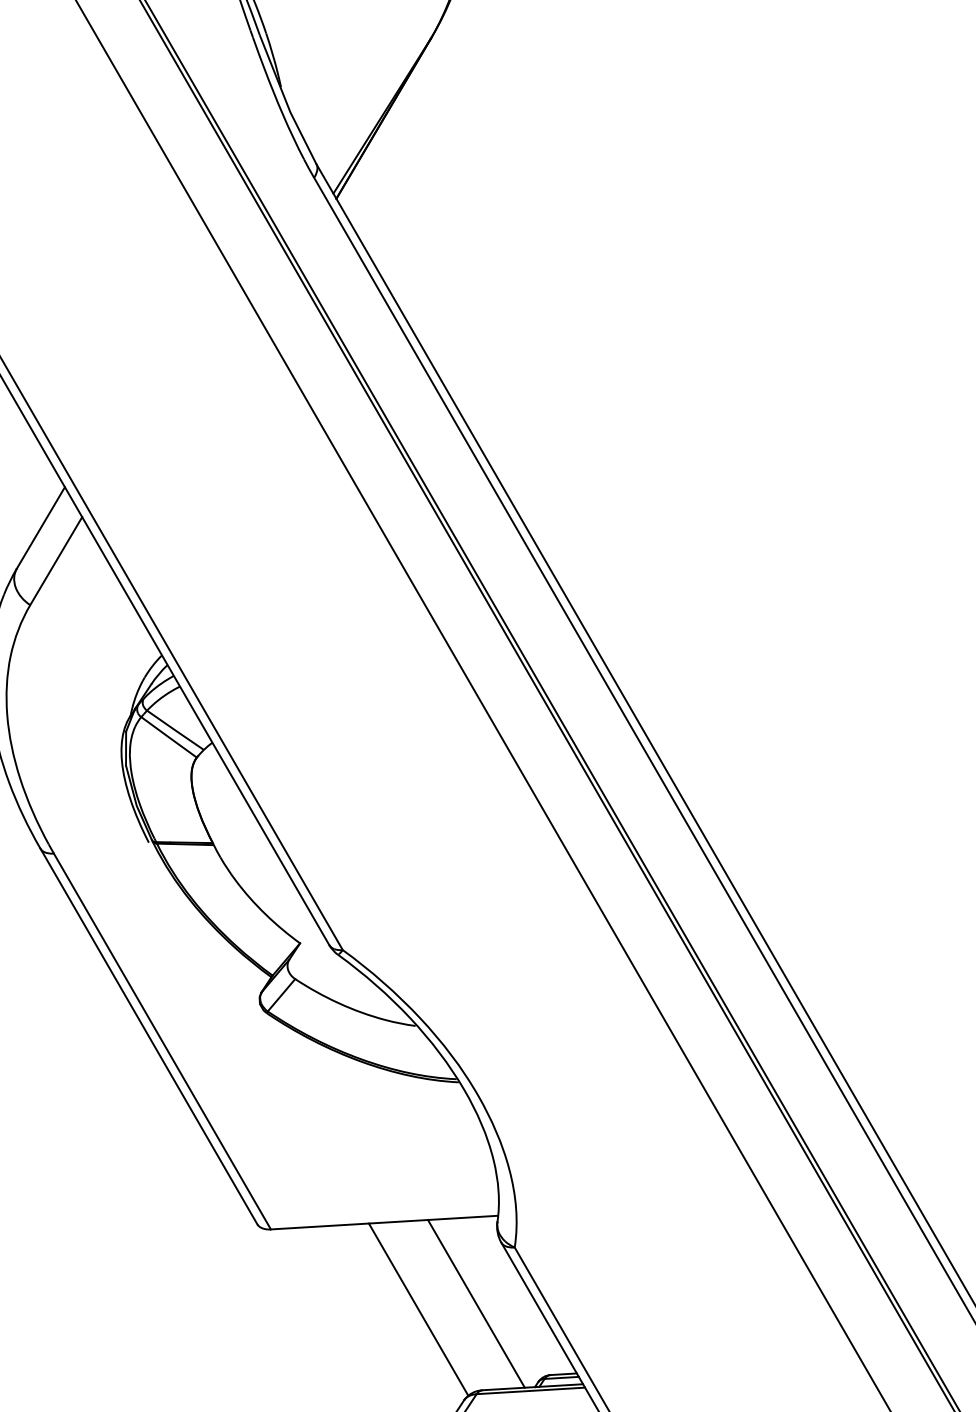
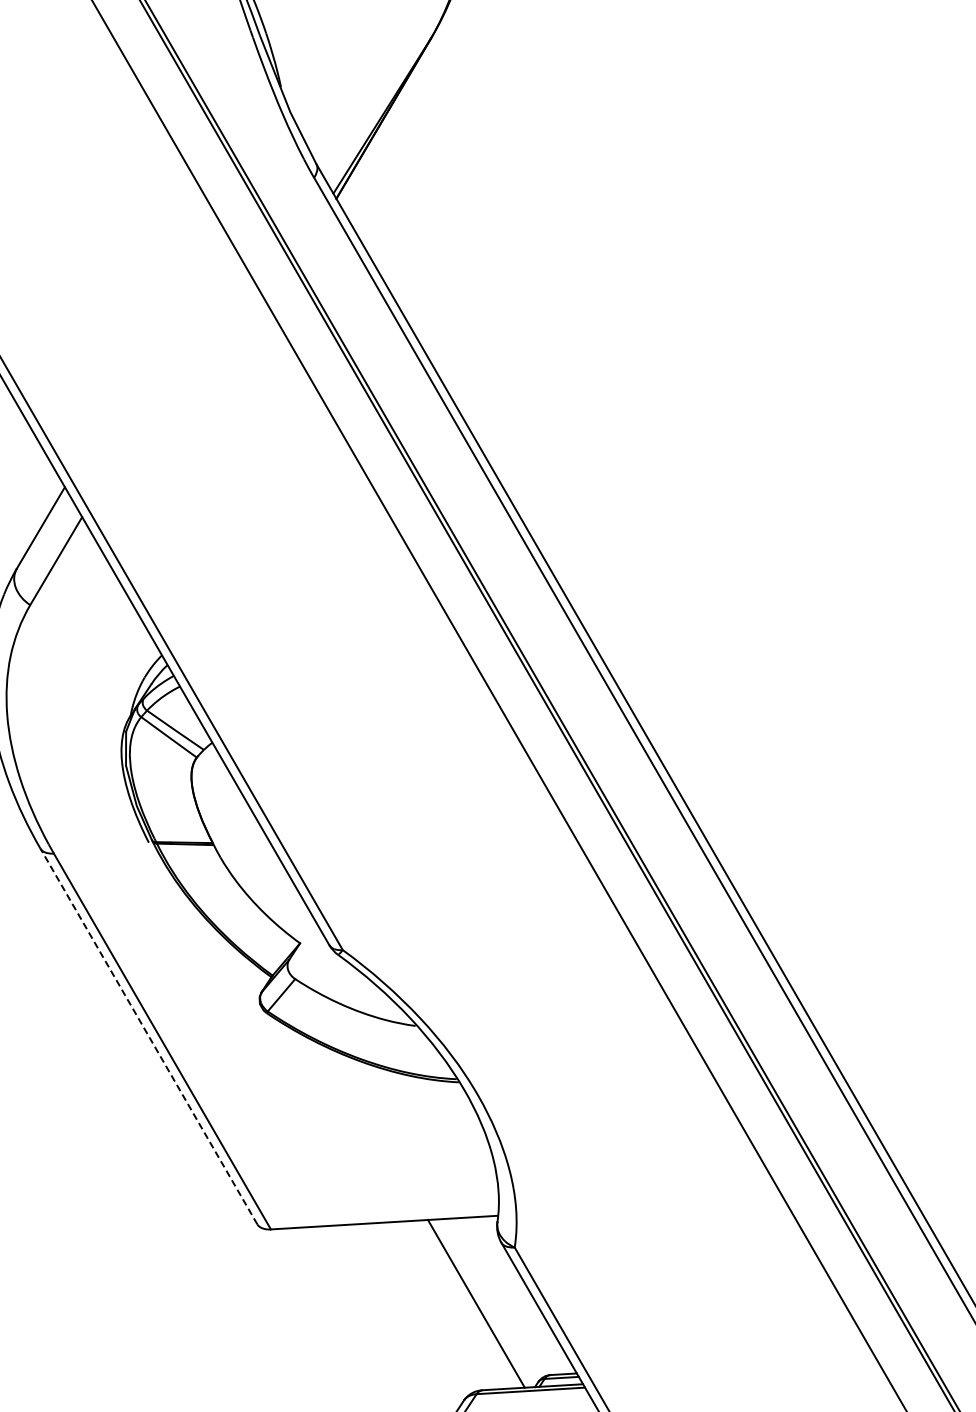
line position: (482, 705) -> (498, 705) (498, 705)
line: solid -> dashed (148, 1036)
line: present -> none (418, 1309)
